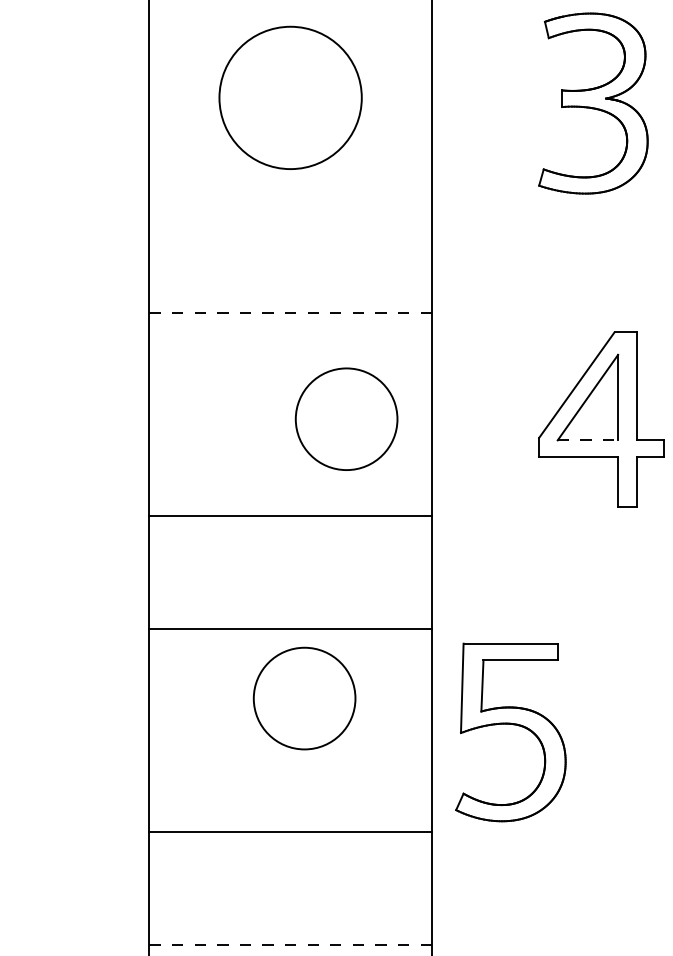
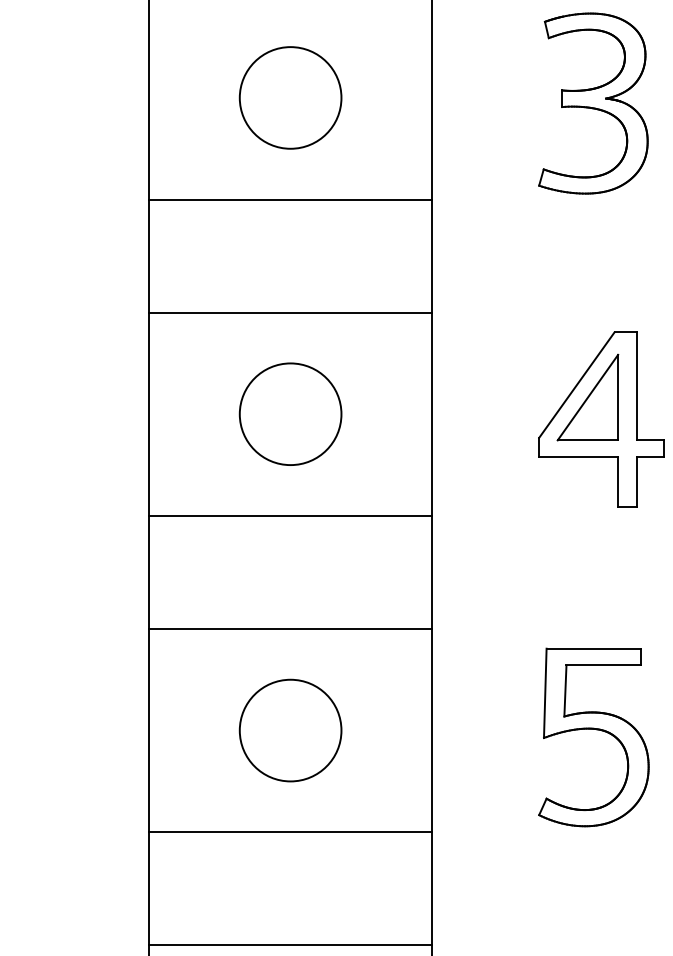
circle diameter: 142 px -> 102 px (290, 97)
line: none -> present (290, 199)
line: dashed -> solid (290, 312)
circle position: (346, 418) -> (290, 413) (290, 413)
line: dashed -> solid (588, 440)
circle position: (304, 698) -> (290, 730) (290, 730)
part position: (513, 725) -> (596, 730) (596, 730)
line: dashed -> solid (290, 945)
